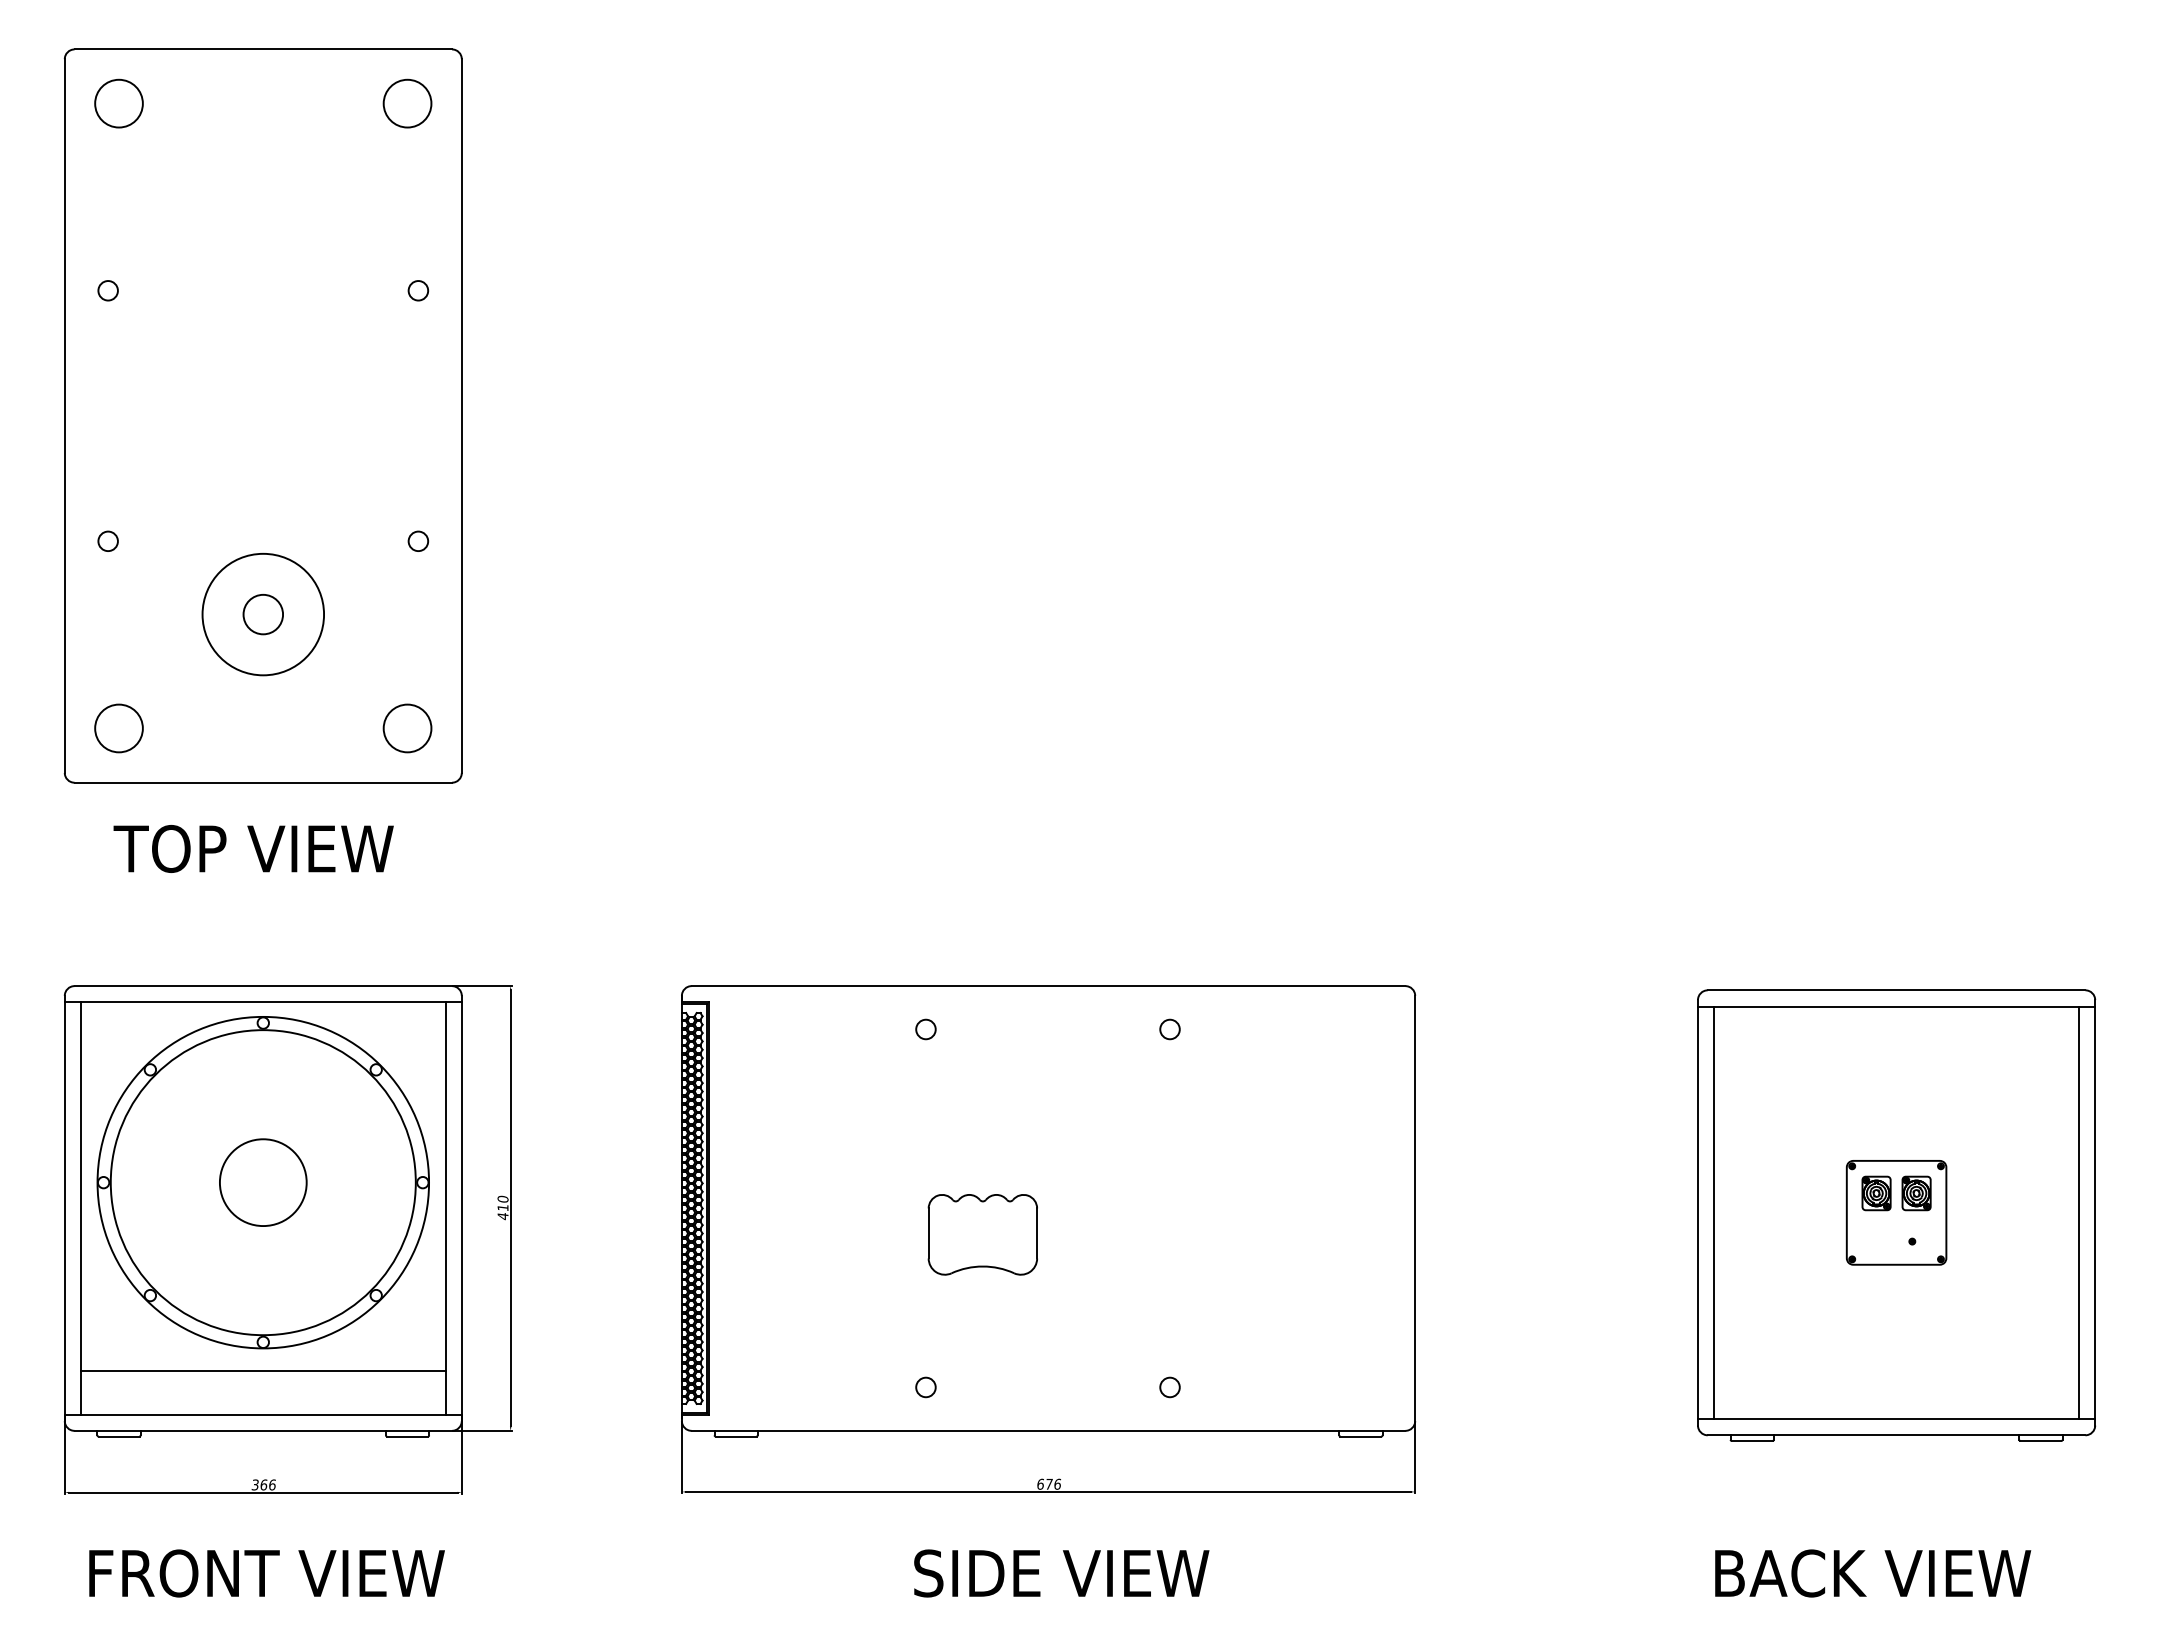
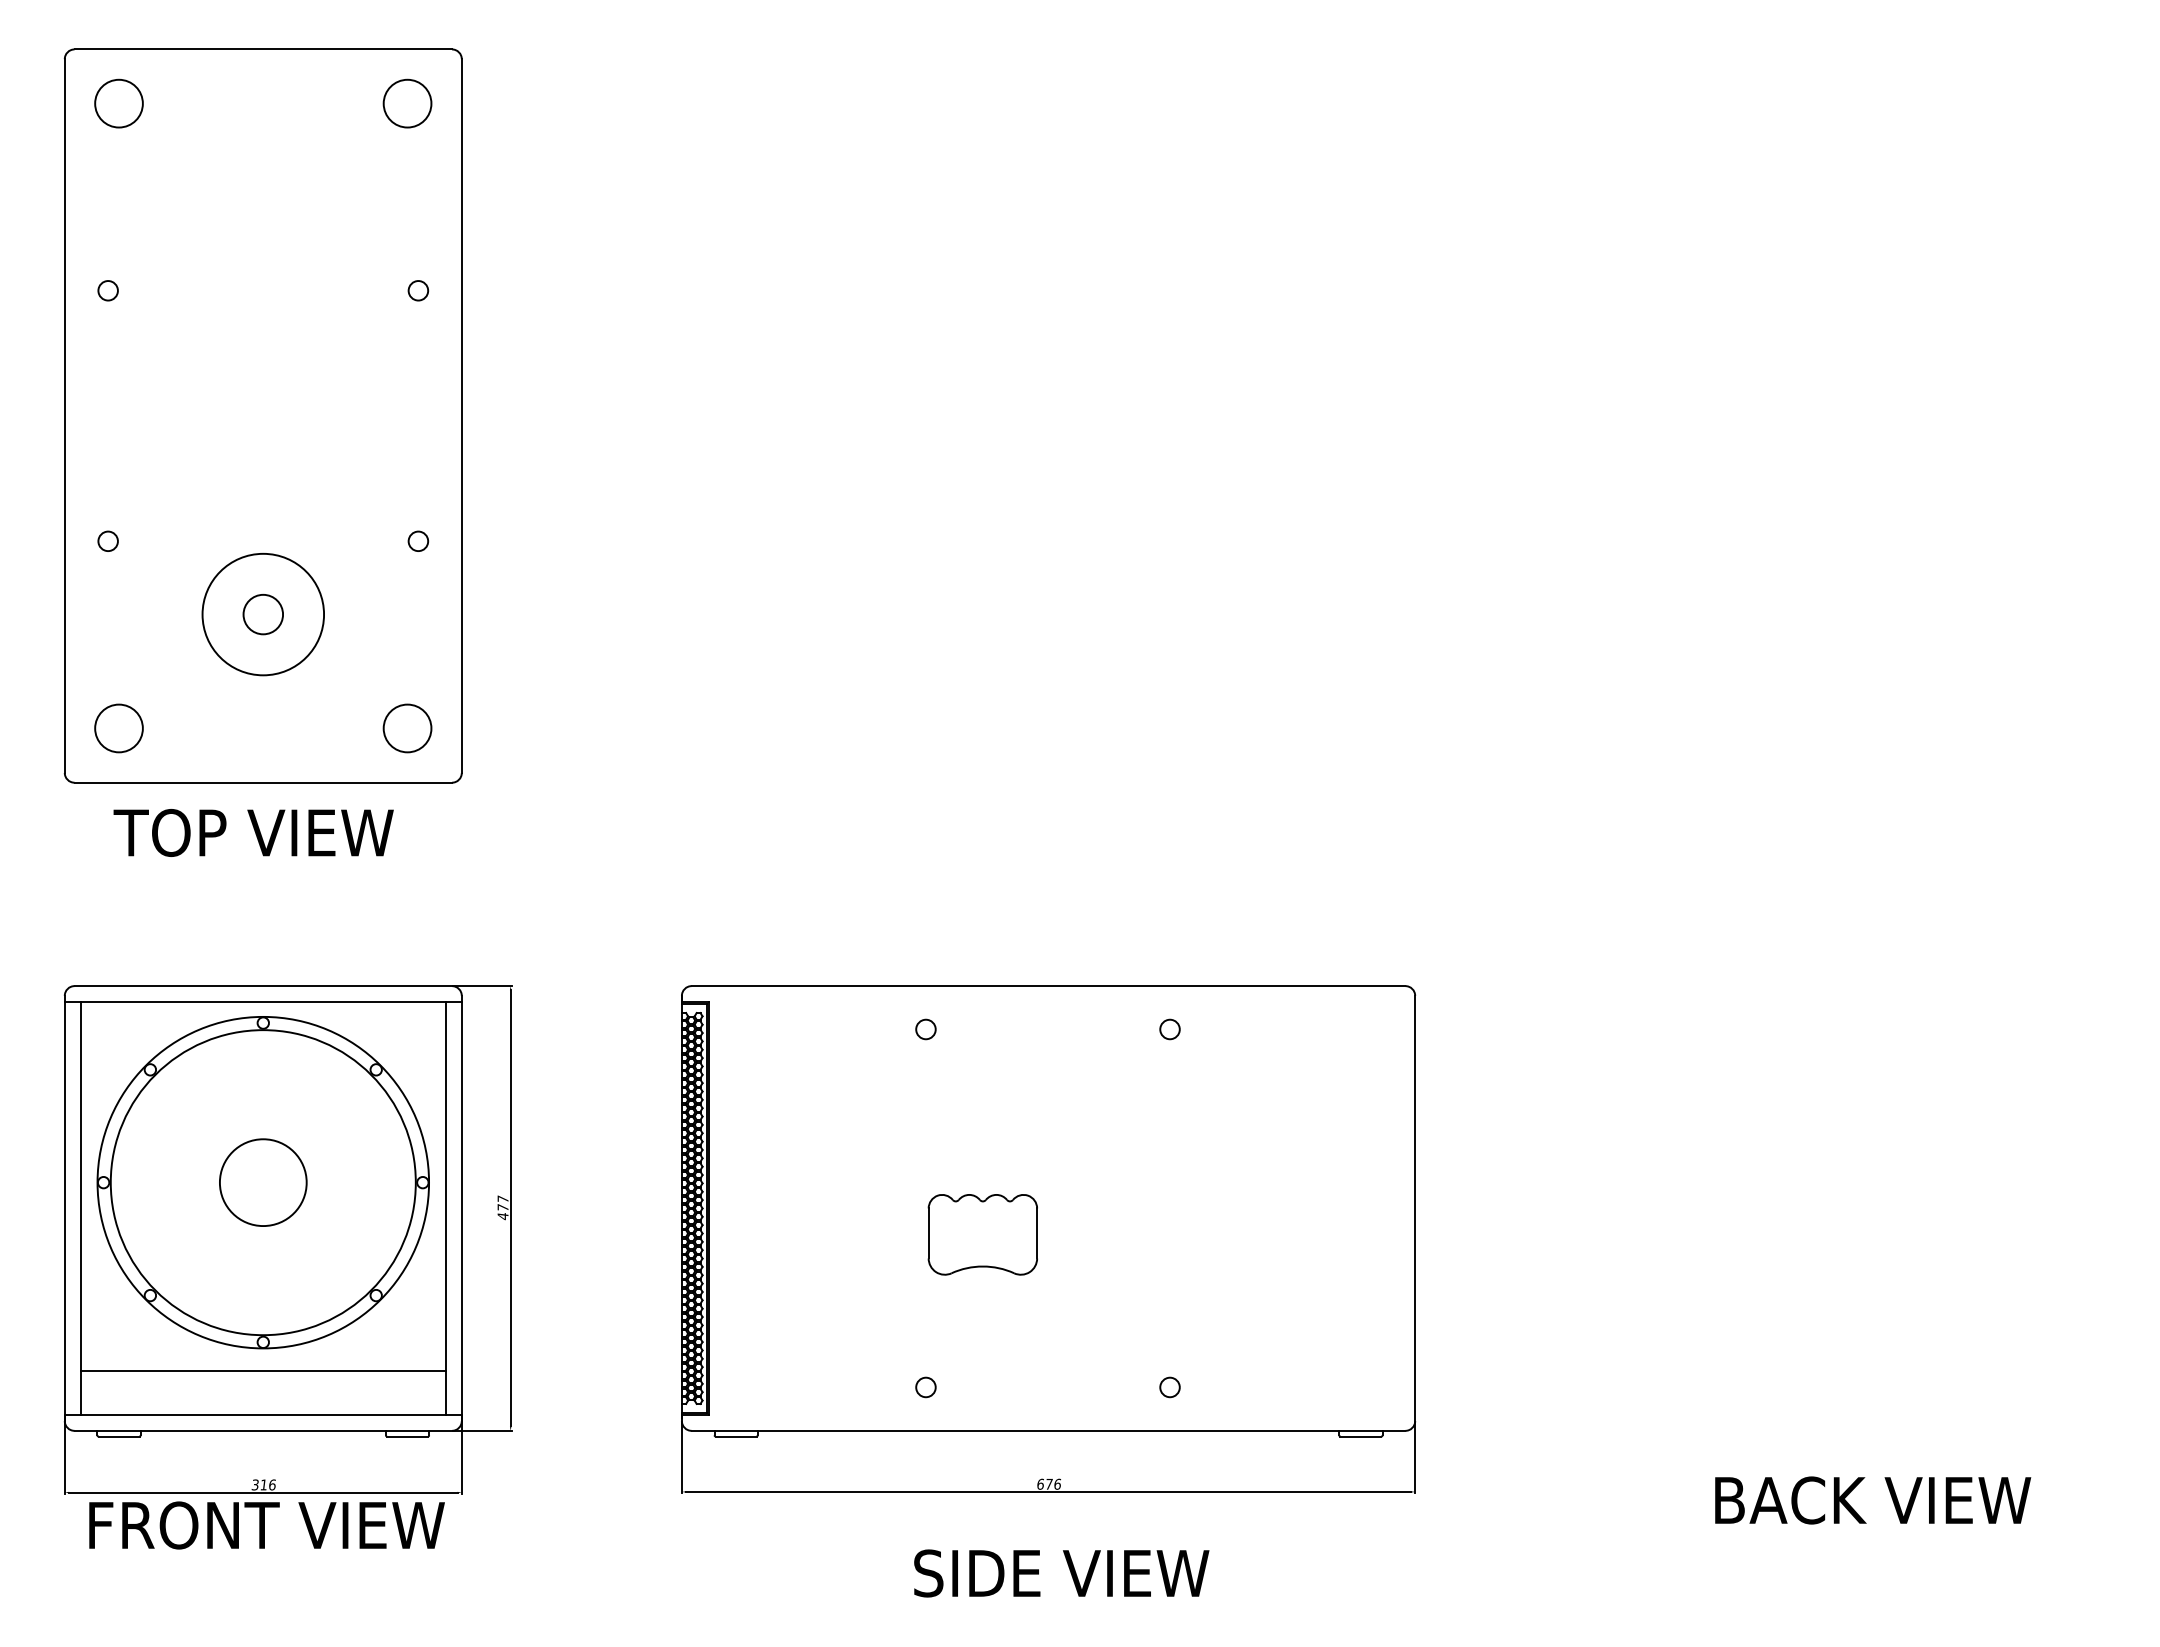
text position: (253, 848) -> (253, 832) (253, 832)
text: 410 -> 477 (502, 1202)
part: present -> none (1896, 1215)
text: 366 -> 316 (263, 1484)
text position: (266, 1573) -> (266, 1525) (266, 1525)
text position: (1873, 1573) -> (1873, 1500) (1873, 1500)
